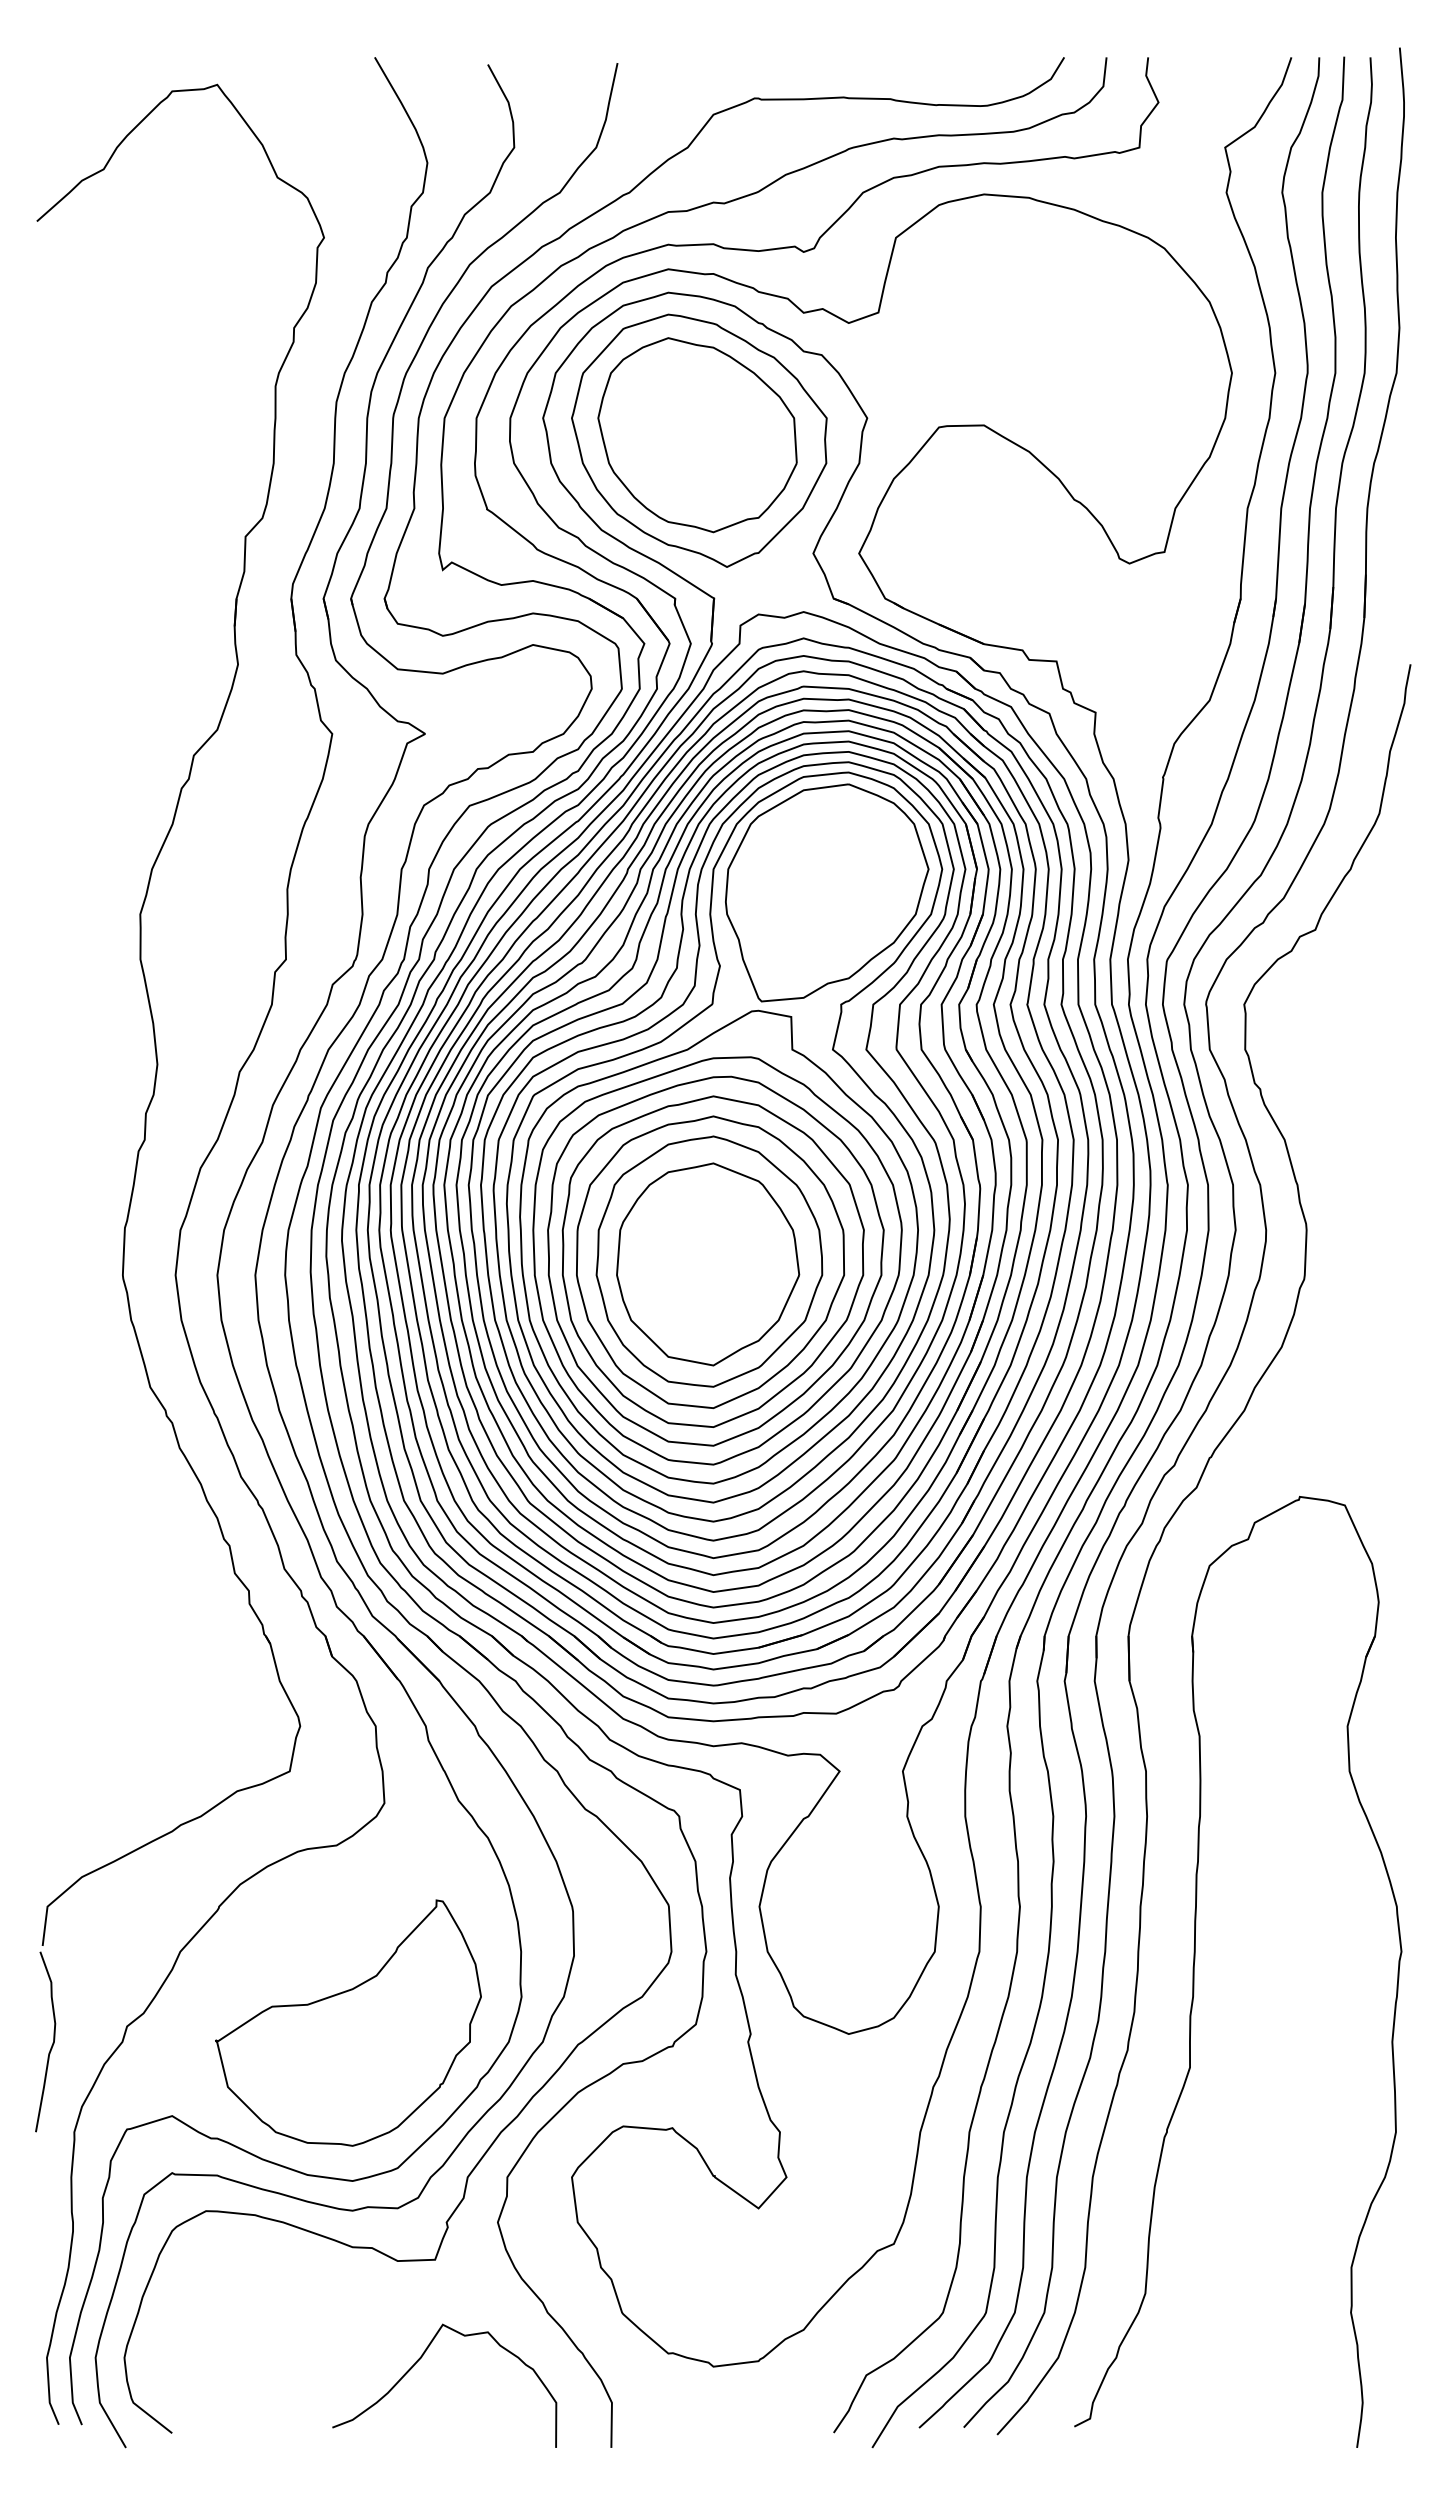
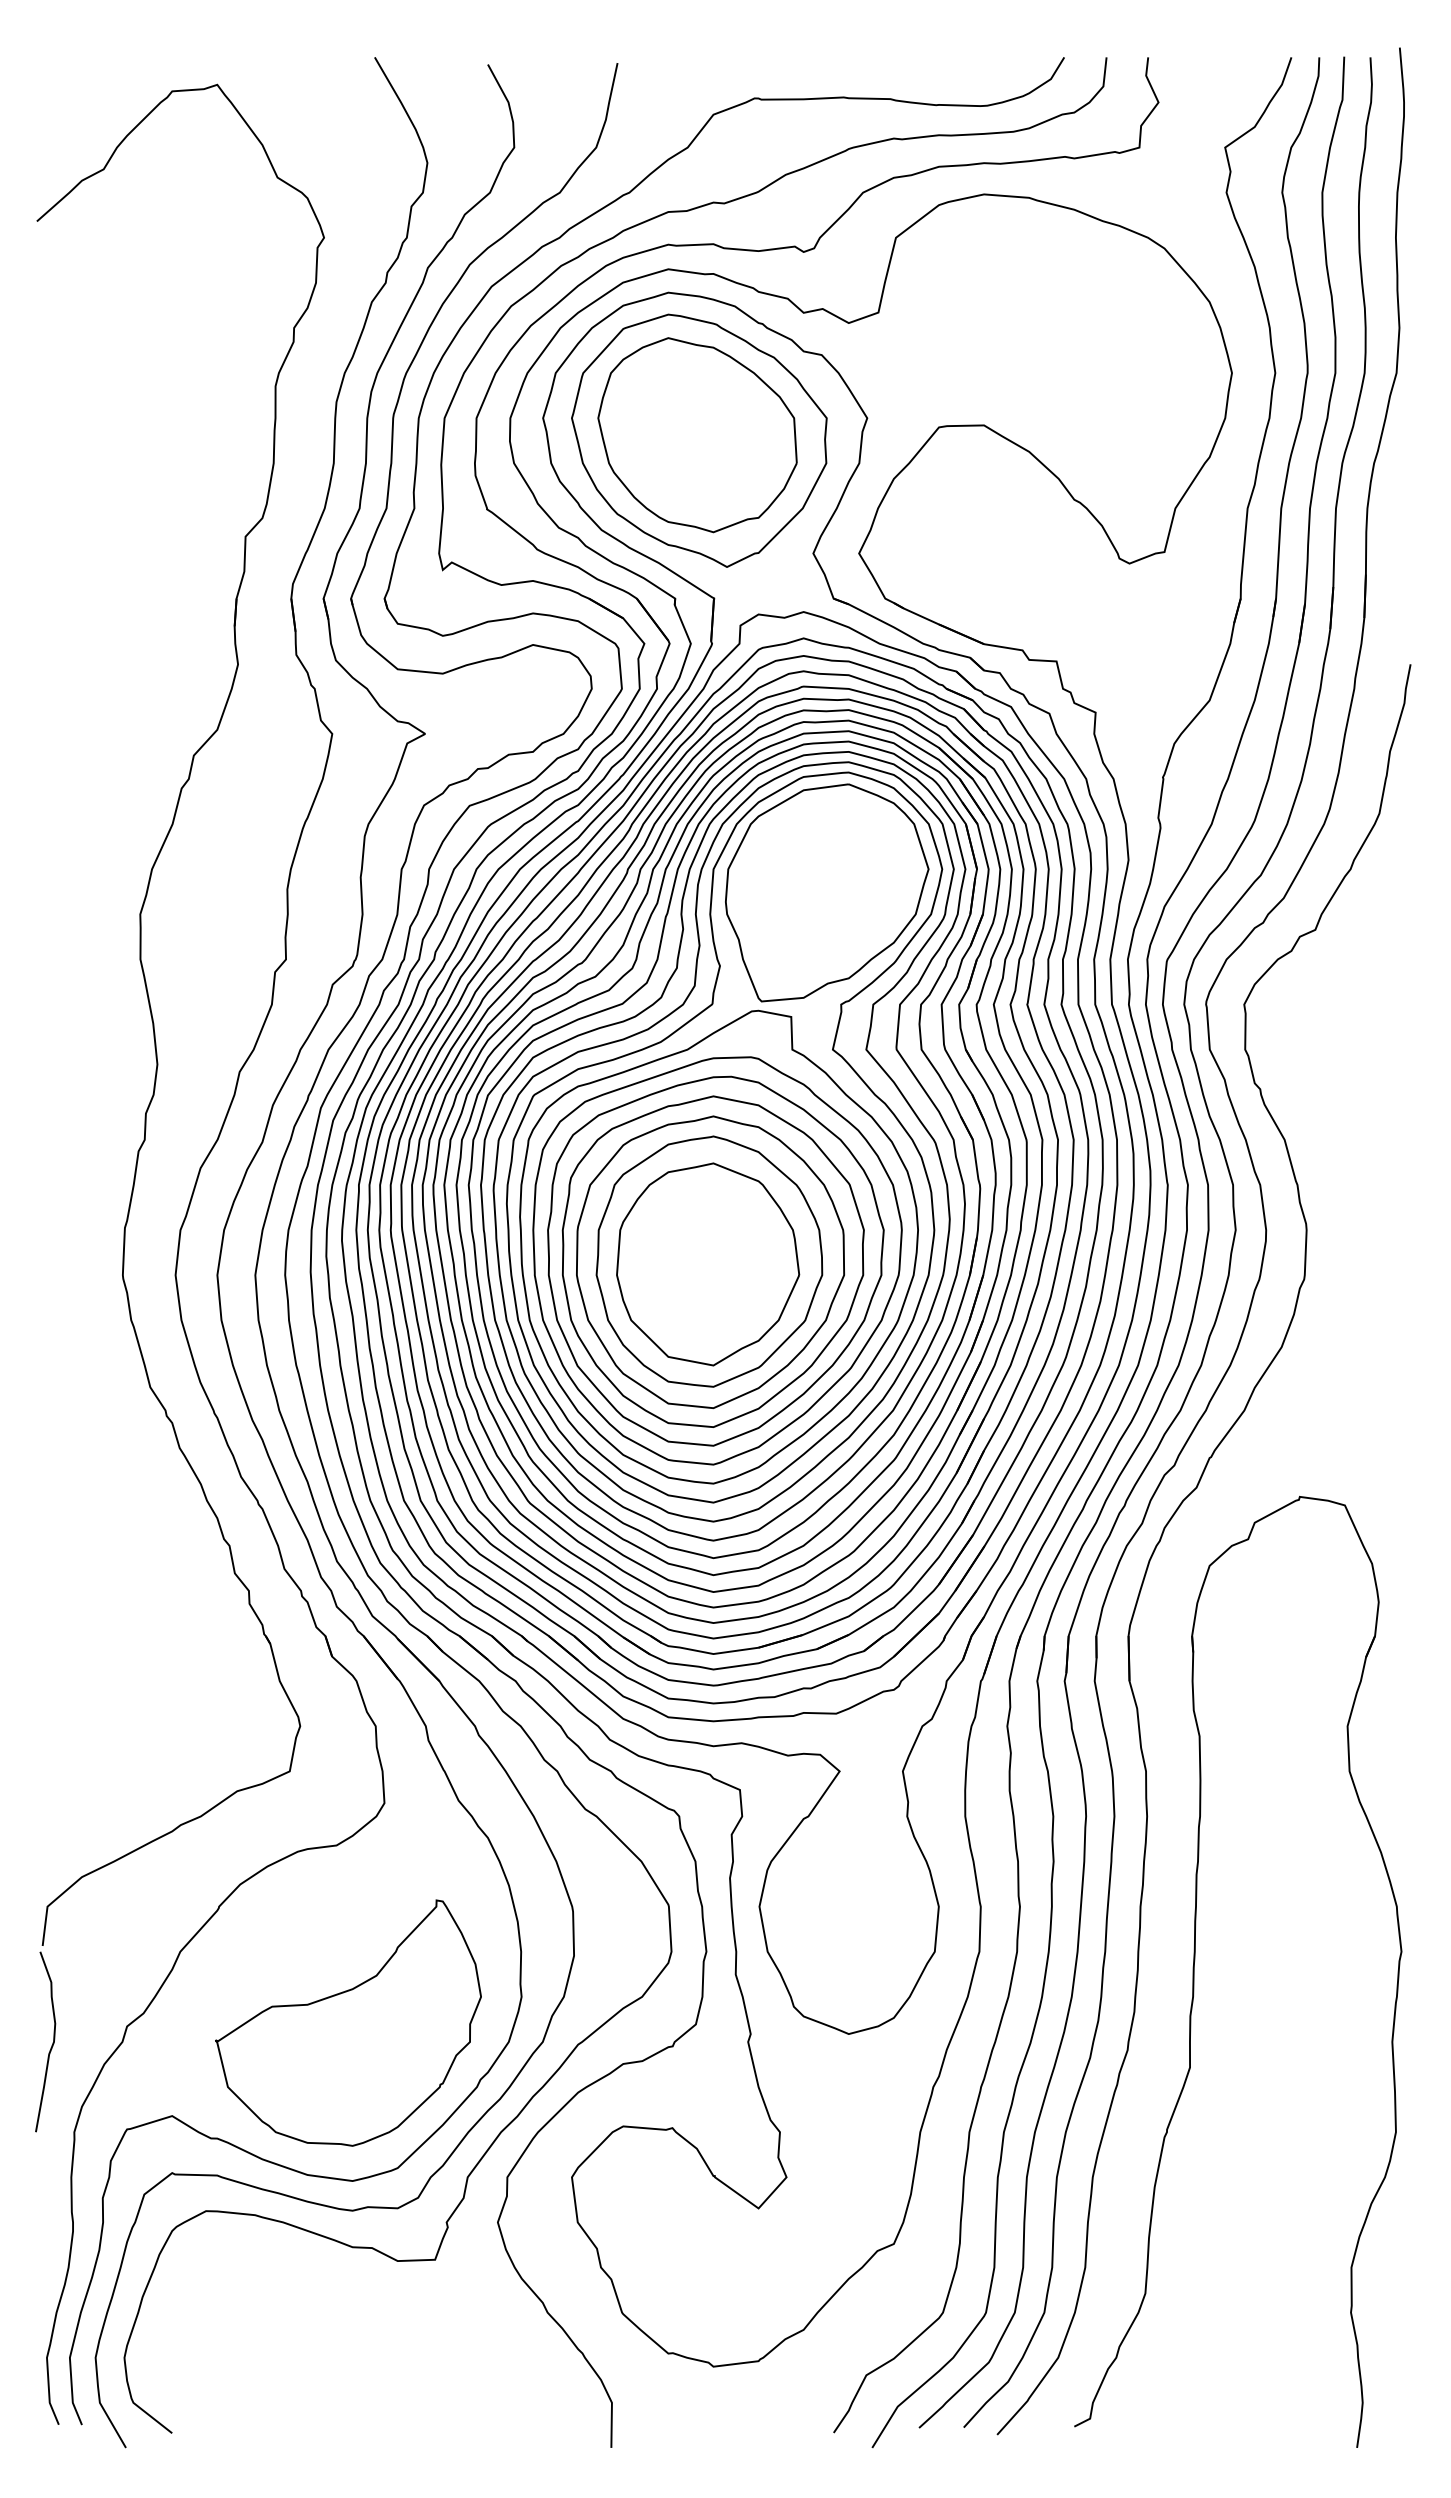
curve: present -> none (419, 2360)
